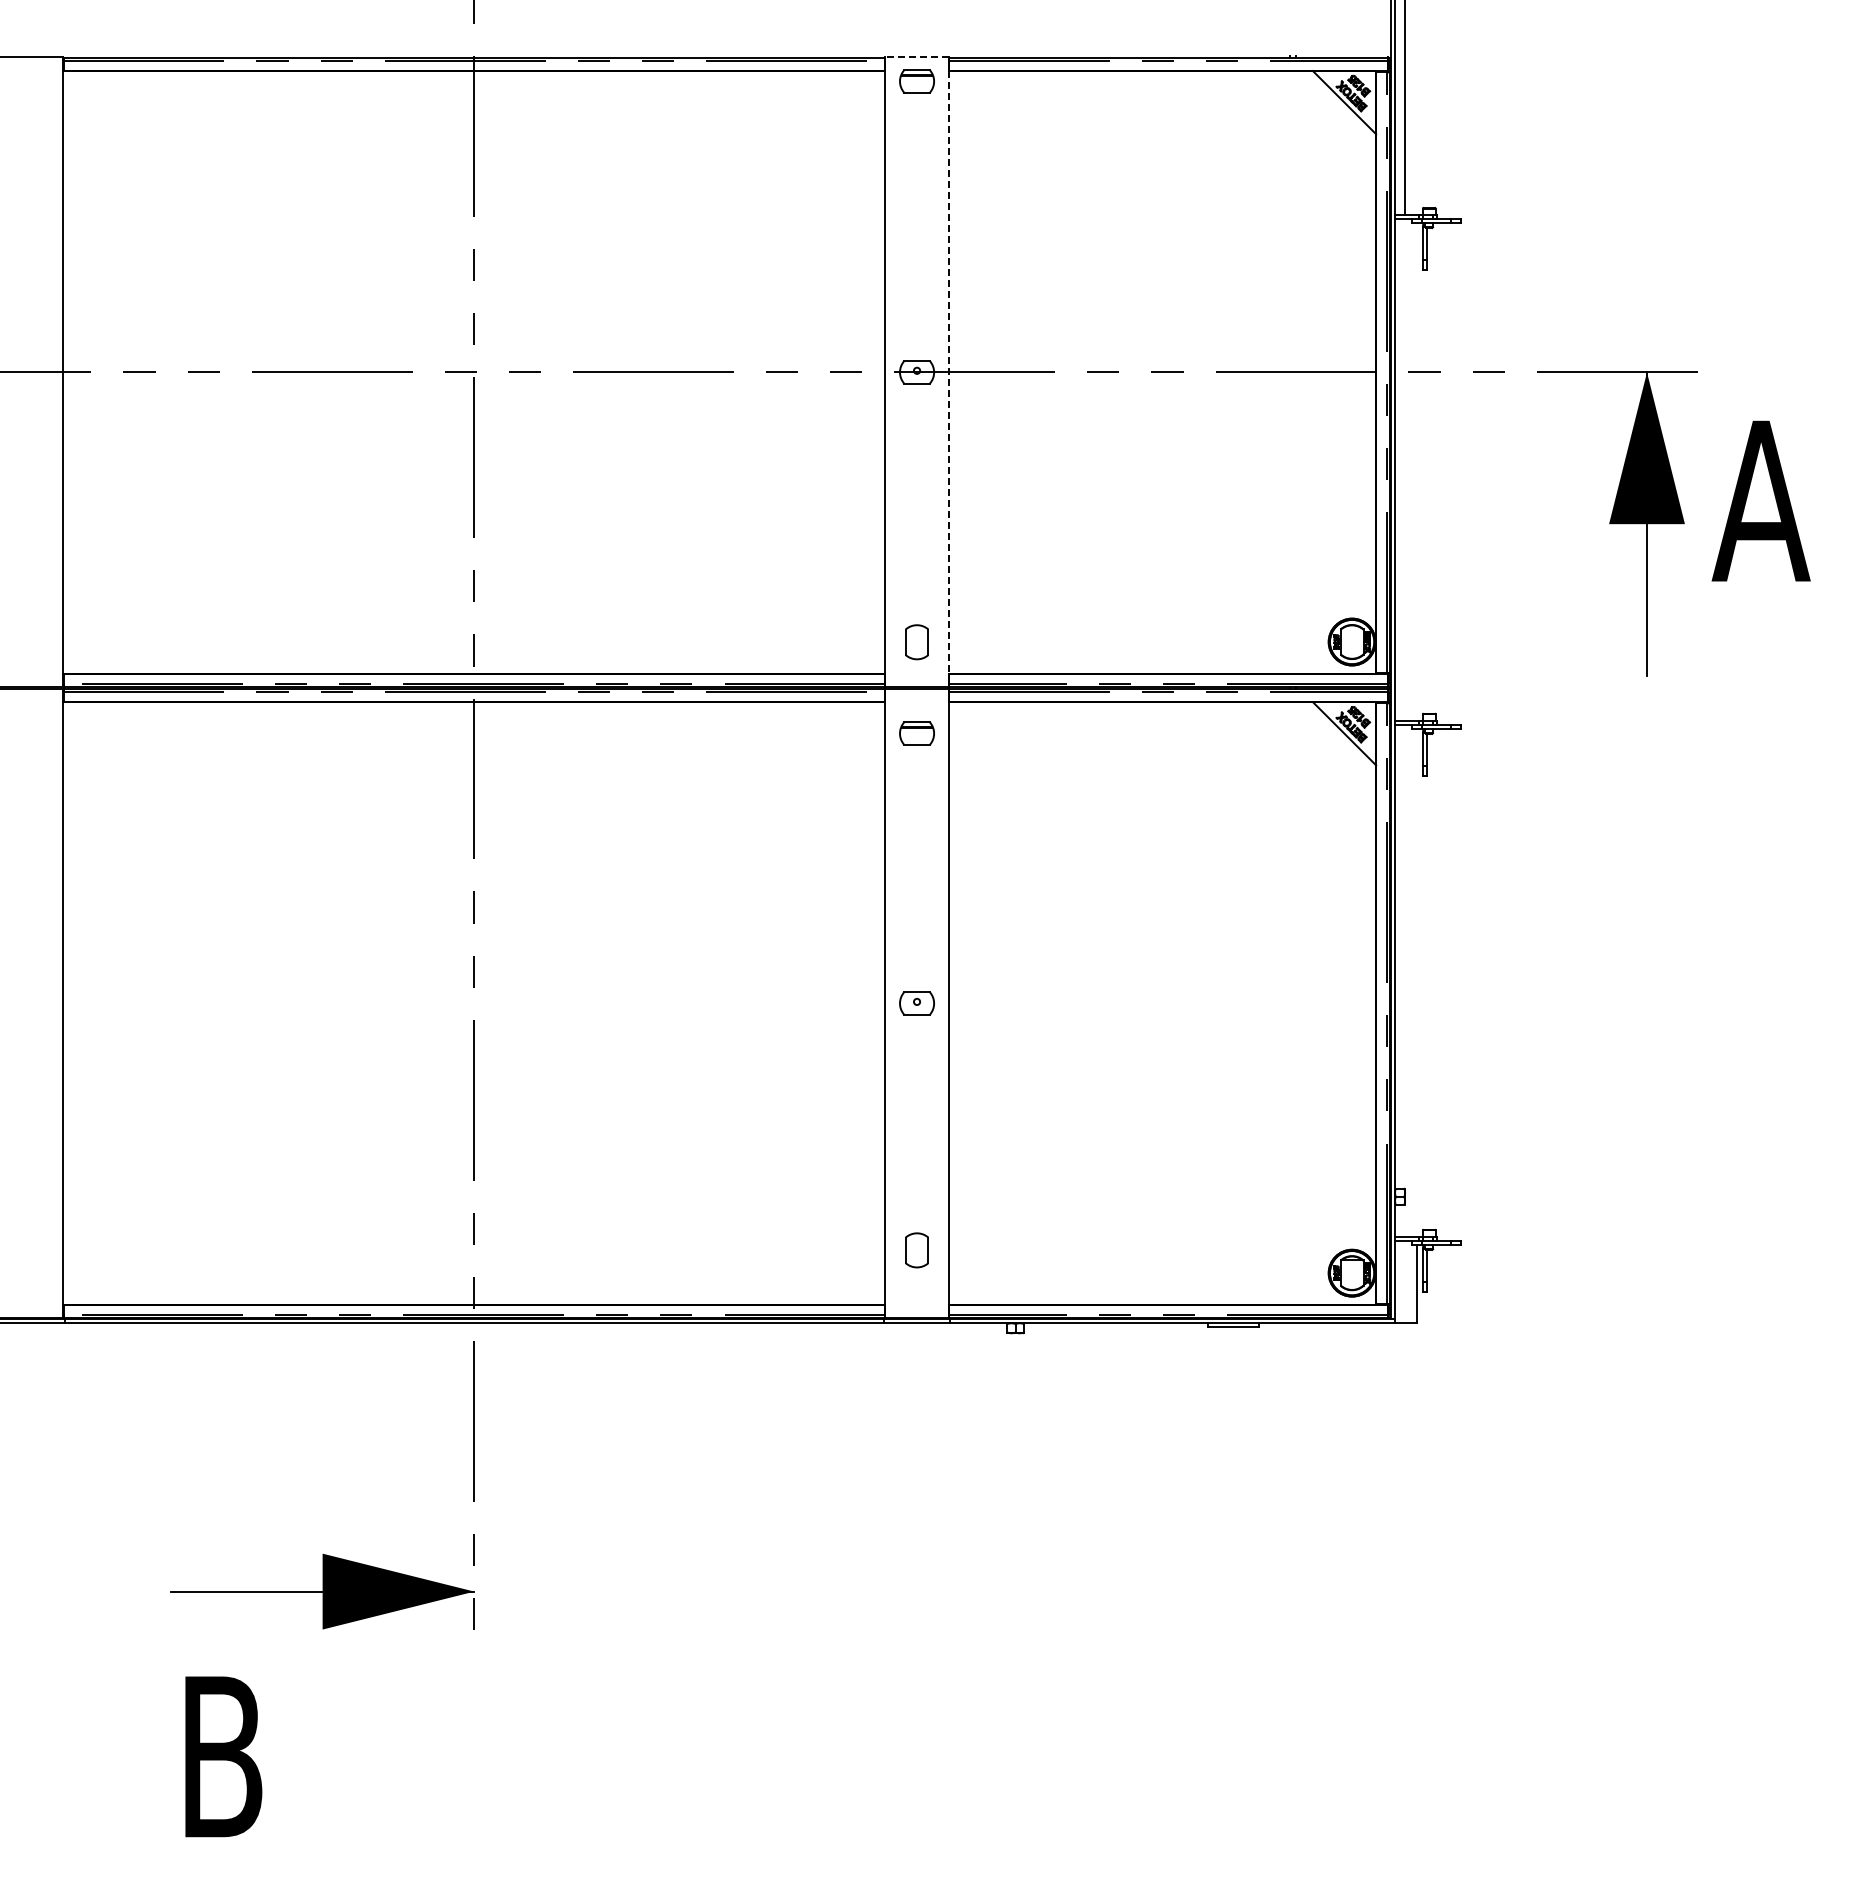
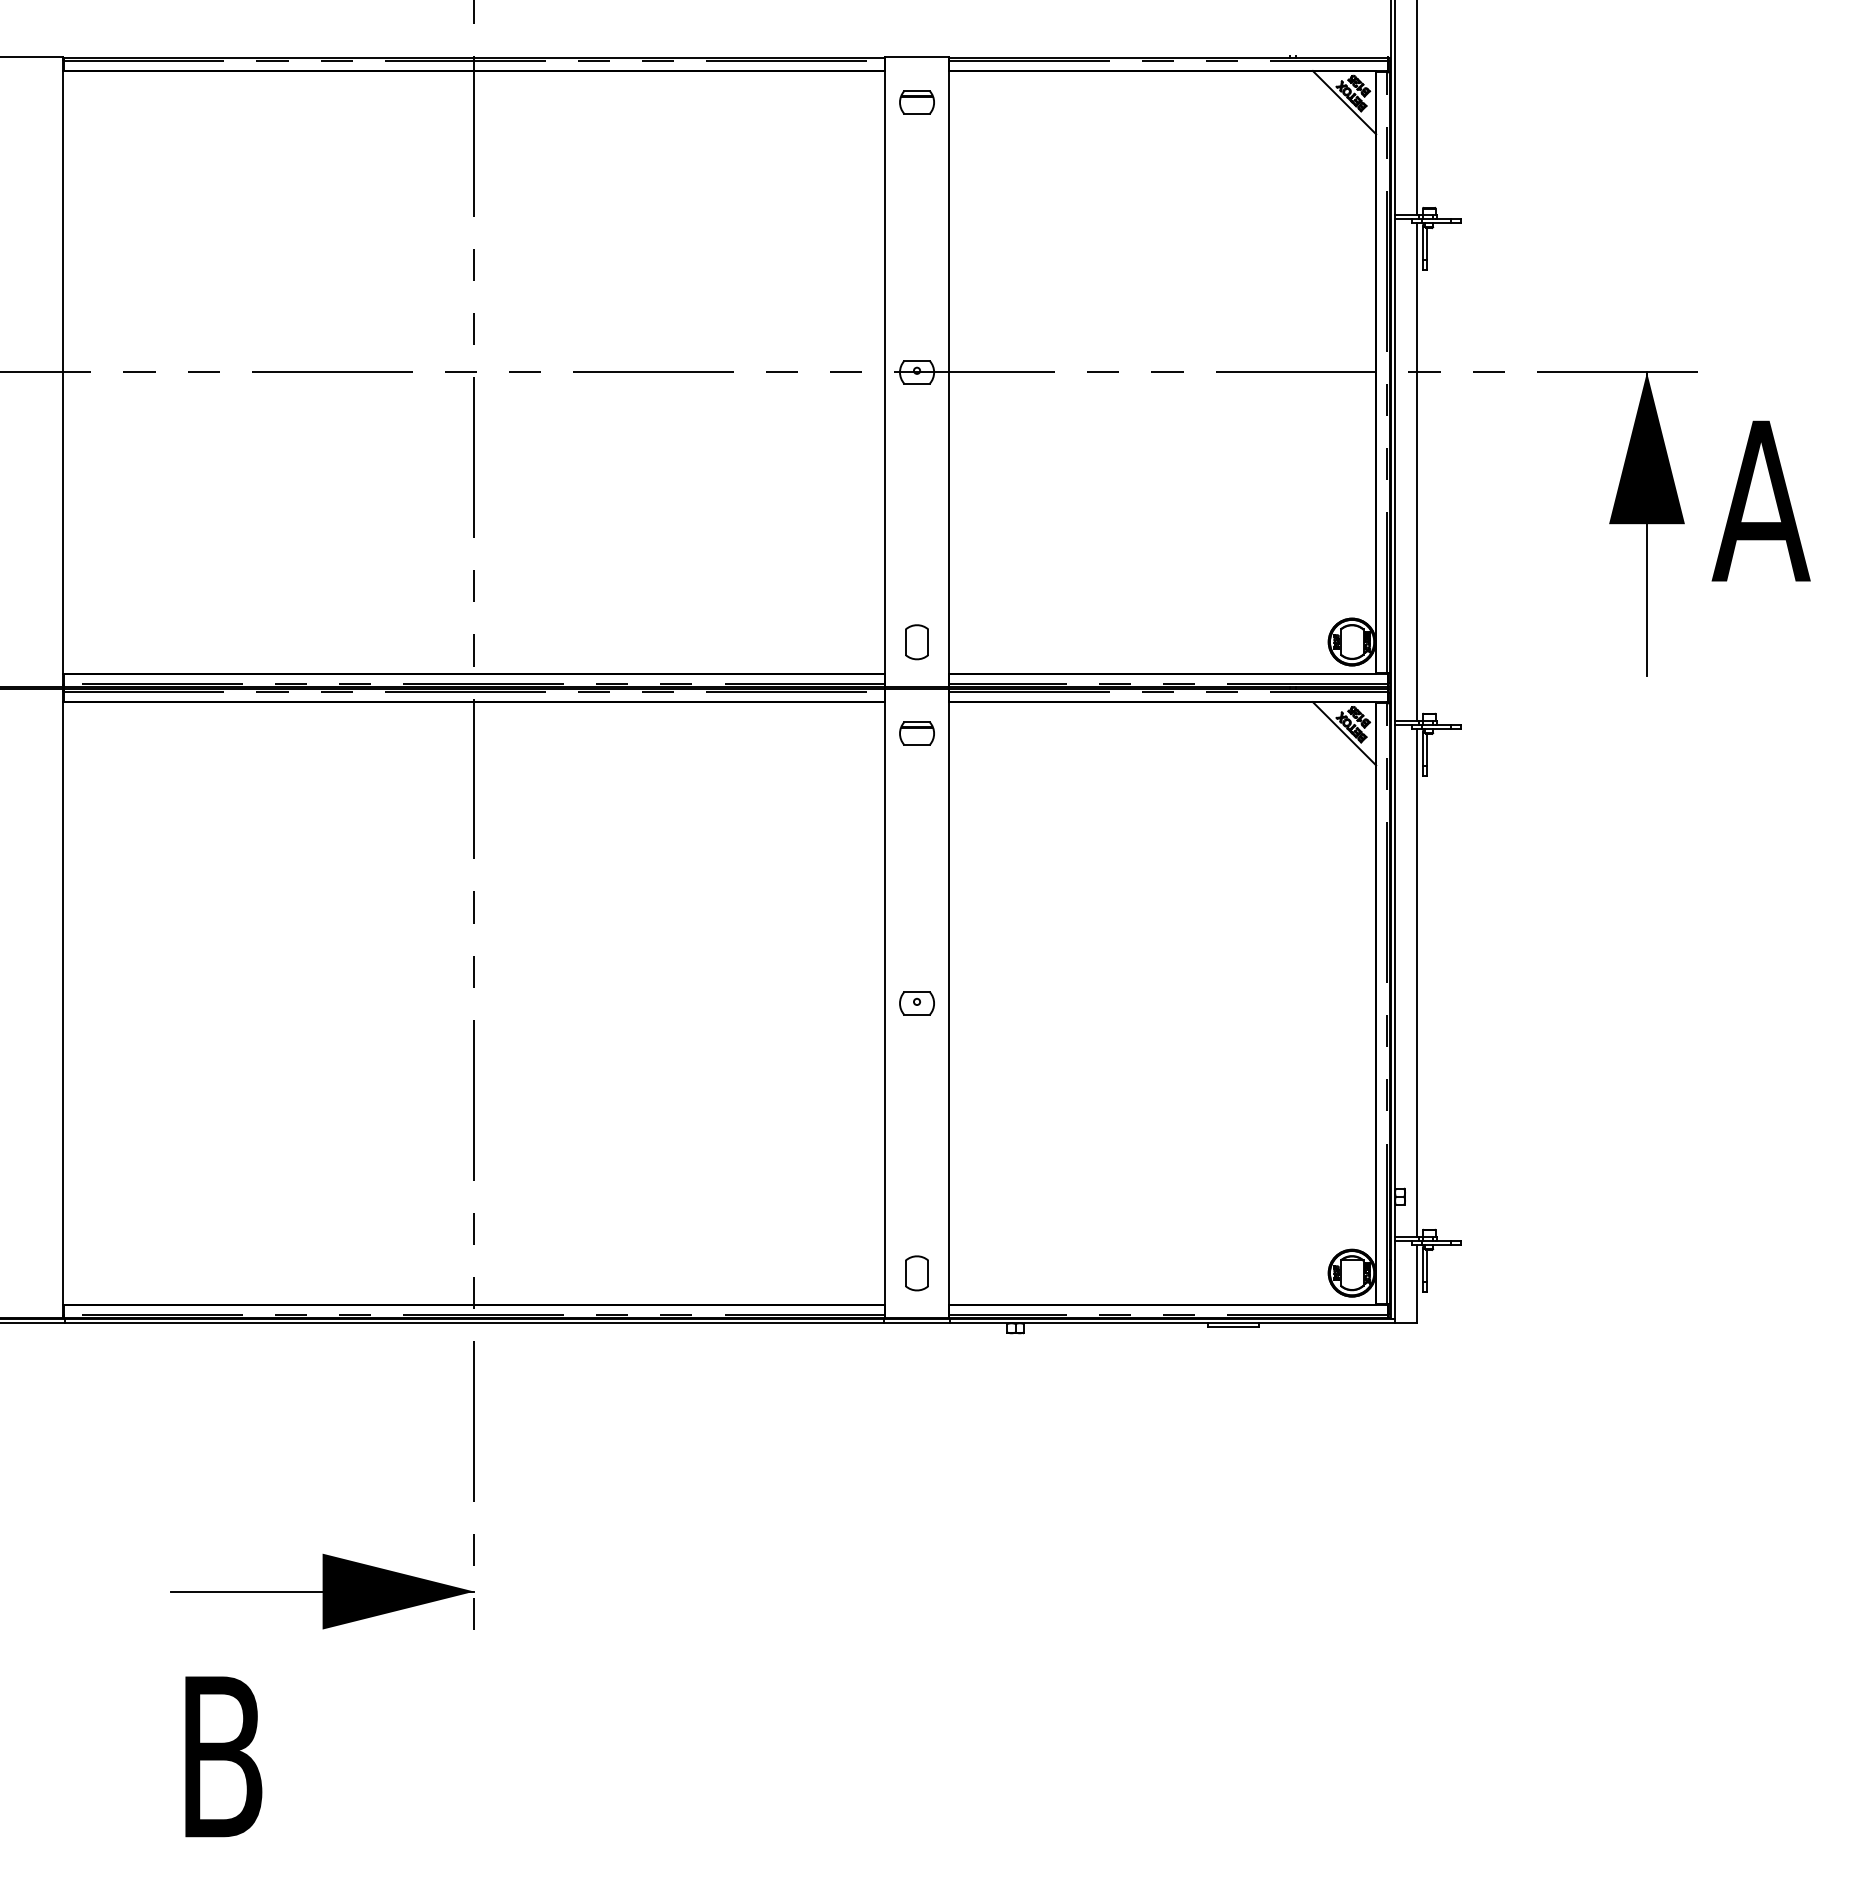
line: dashed -> solid (917, 57)
part position: (916, 81) -> (916, 102) (916, 102)
line position: (1404, 108) -> (1416, 108) (1416, 108)
line: dashed -> solid (948, 372)
line: none -> present (1416, 471)
line: none -> present (1416, 982)
part position: (916, 1250) -> (916, 1273) (916, 1273)
